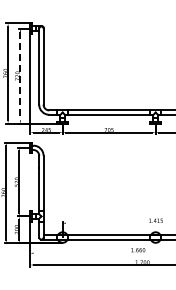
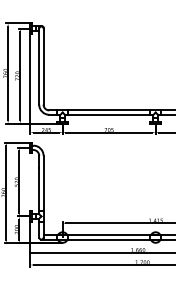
line: dashed -> solid (20, 76)
line: none -> present (119, 223)
line: none -> present (101, 253)
